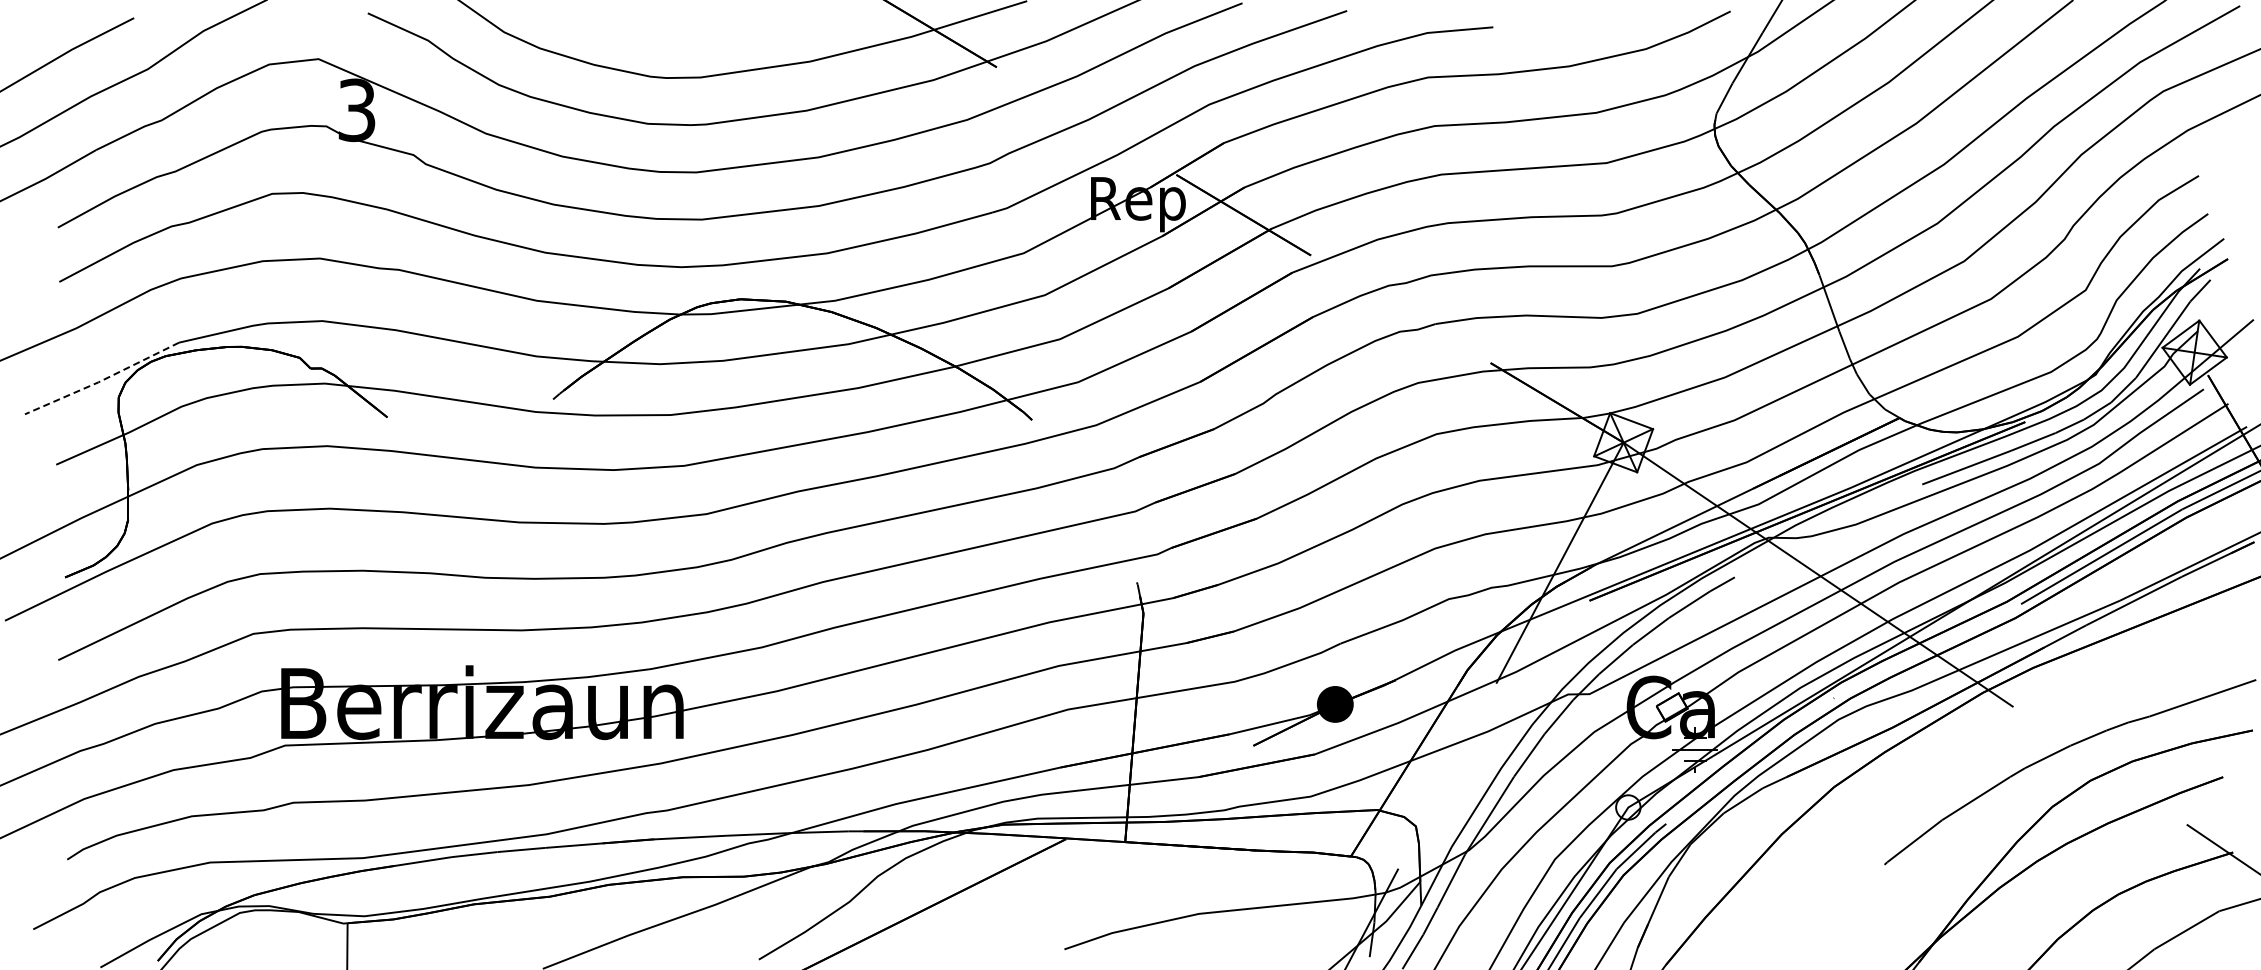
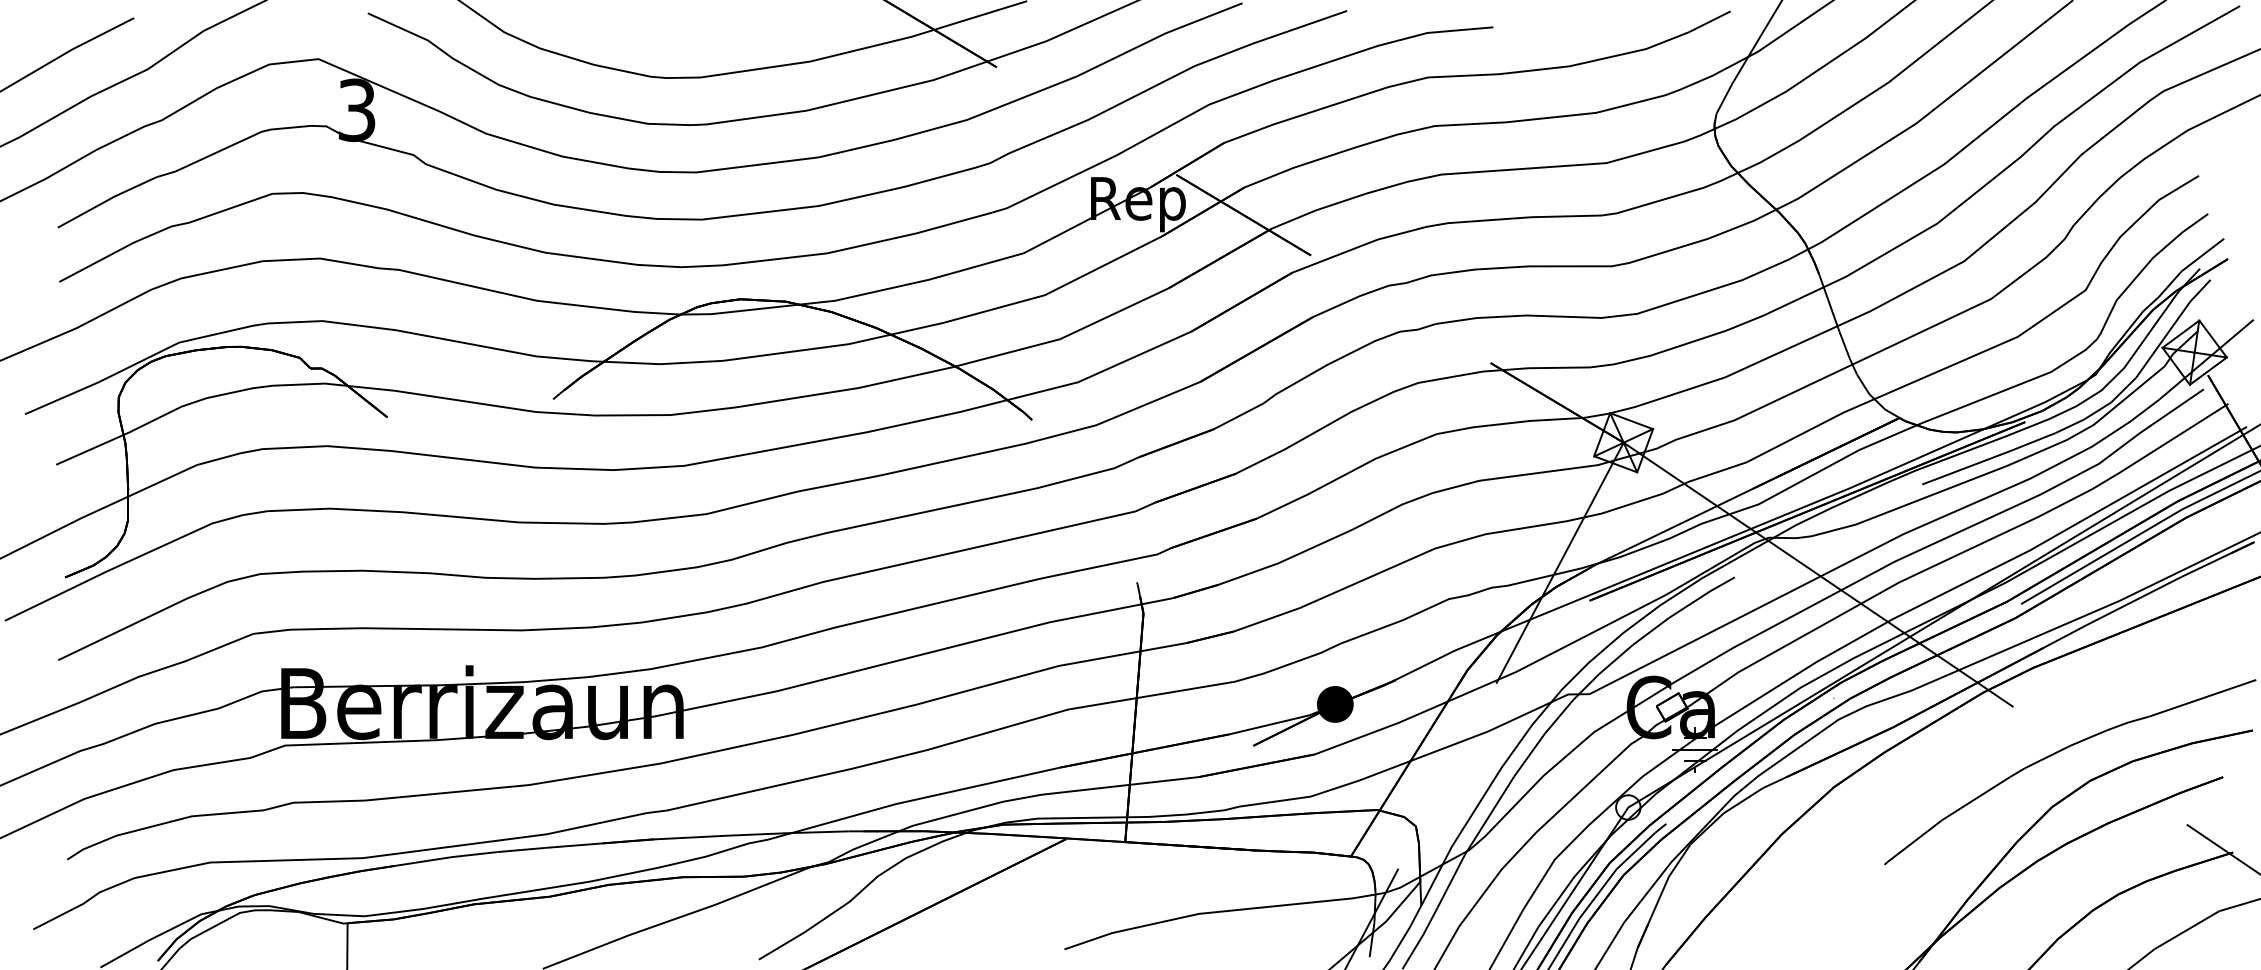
line: dashed -> solid (102, 380)
